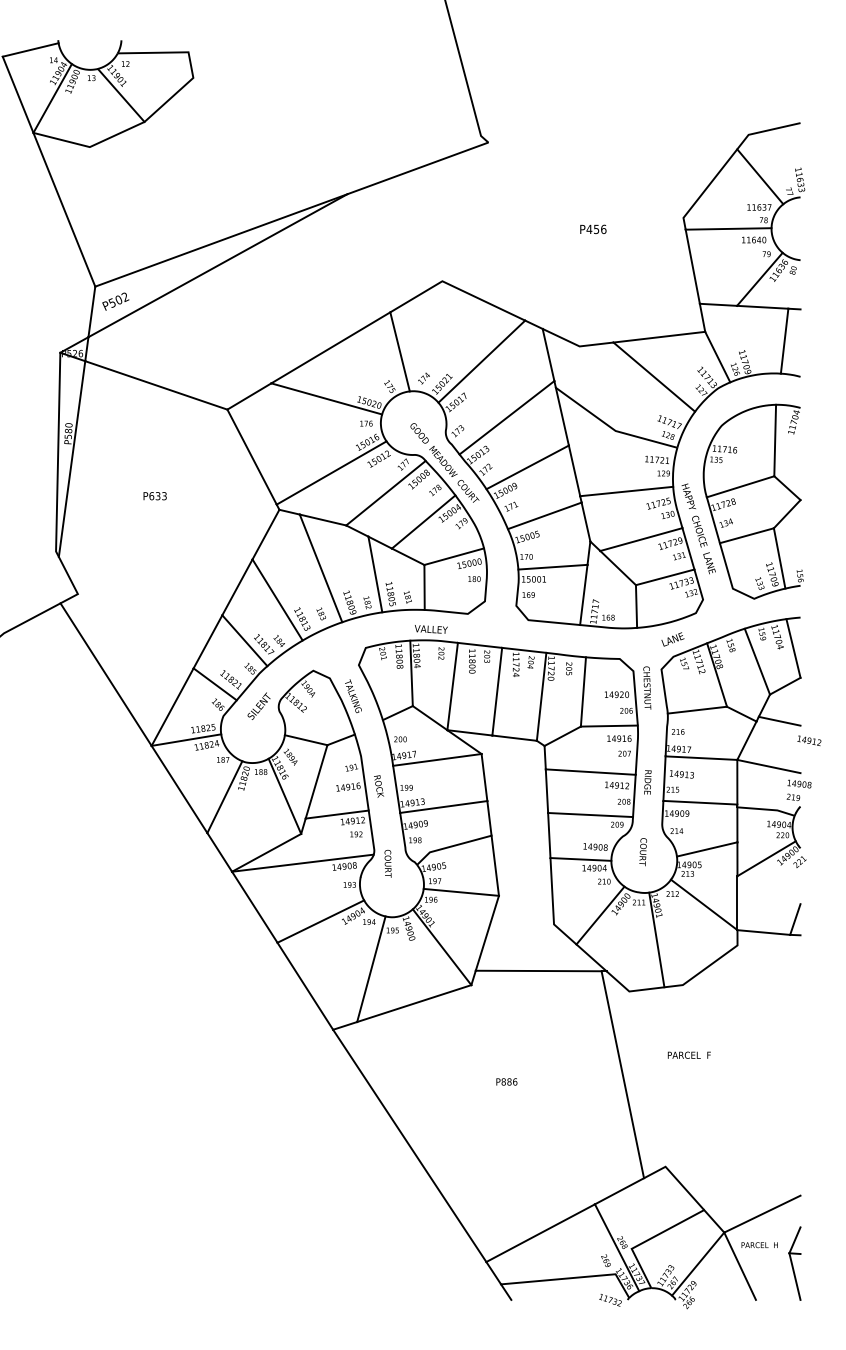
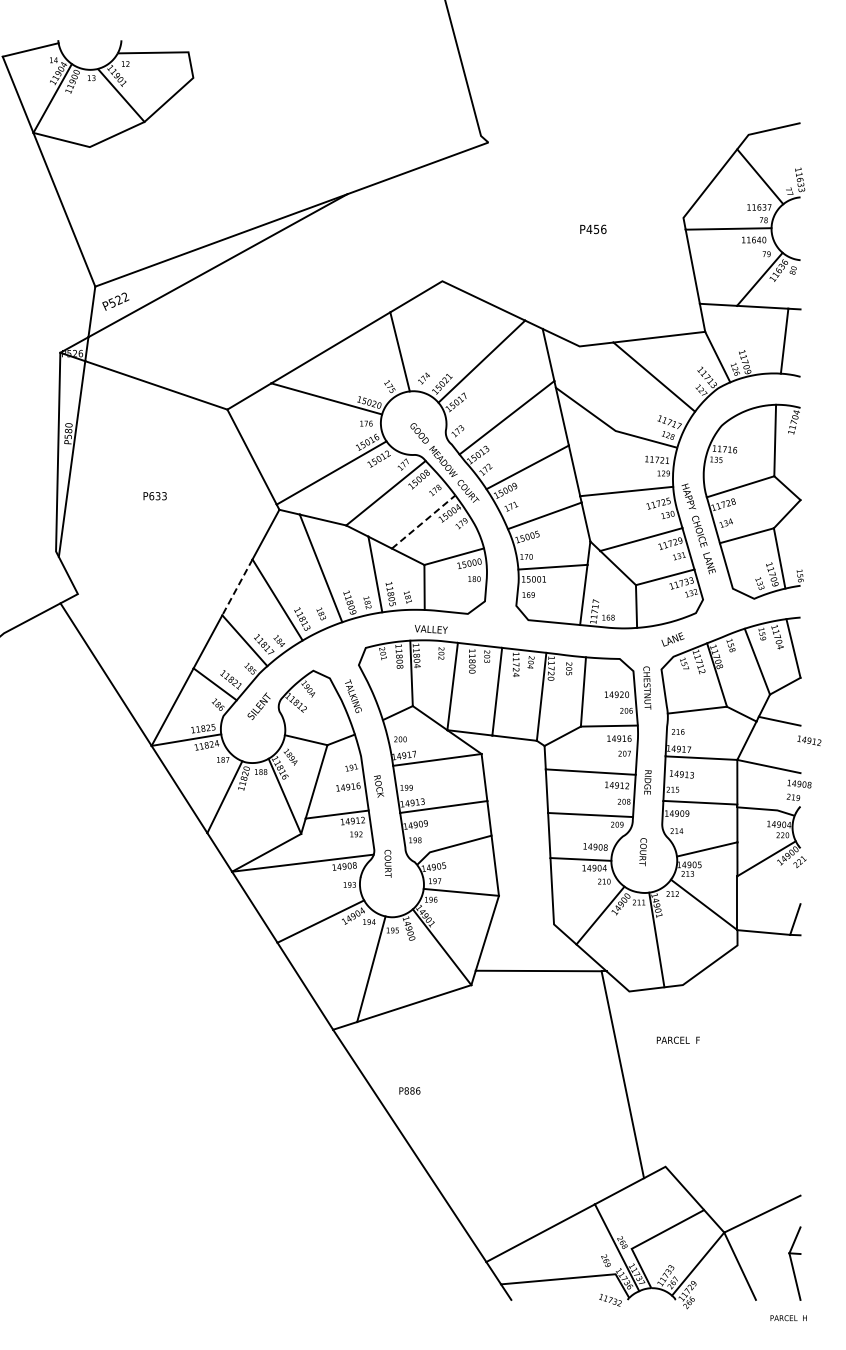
text: P502 -> P522 (118, 300)
line: solid -> dashed (424, 521)
line: solid -> dashed (237, 587)
text position: (688, 1054) -> (677, 1039) (677, 1039)
text position: (506, 1081) -> (409, 1090) (409, 1090)
text position: (759, 1245) -> (788, 1318) (788, 1318)
